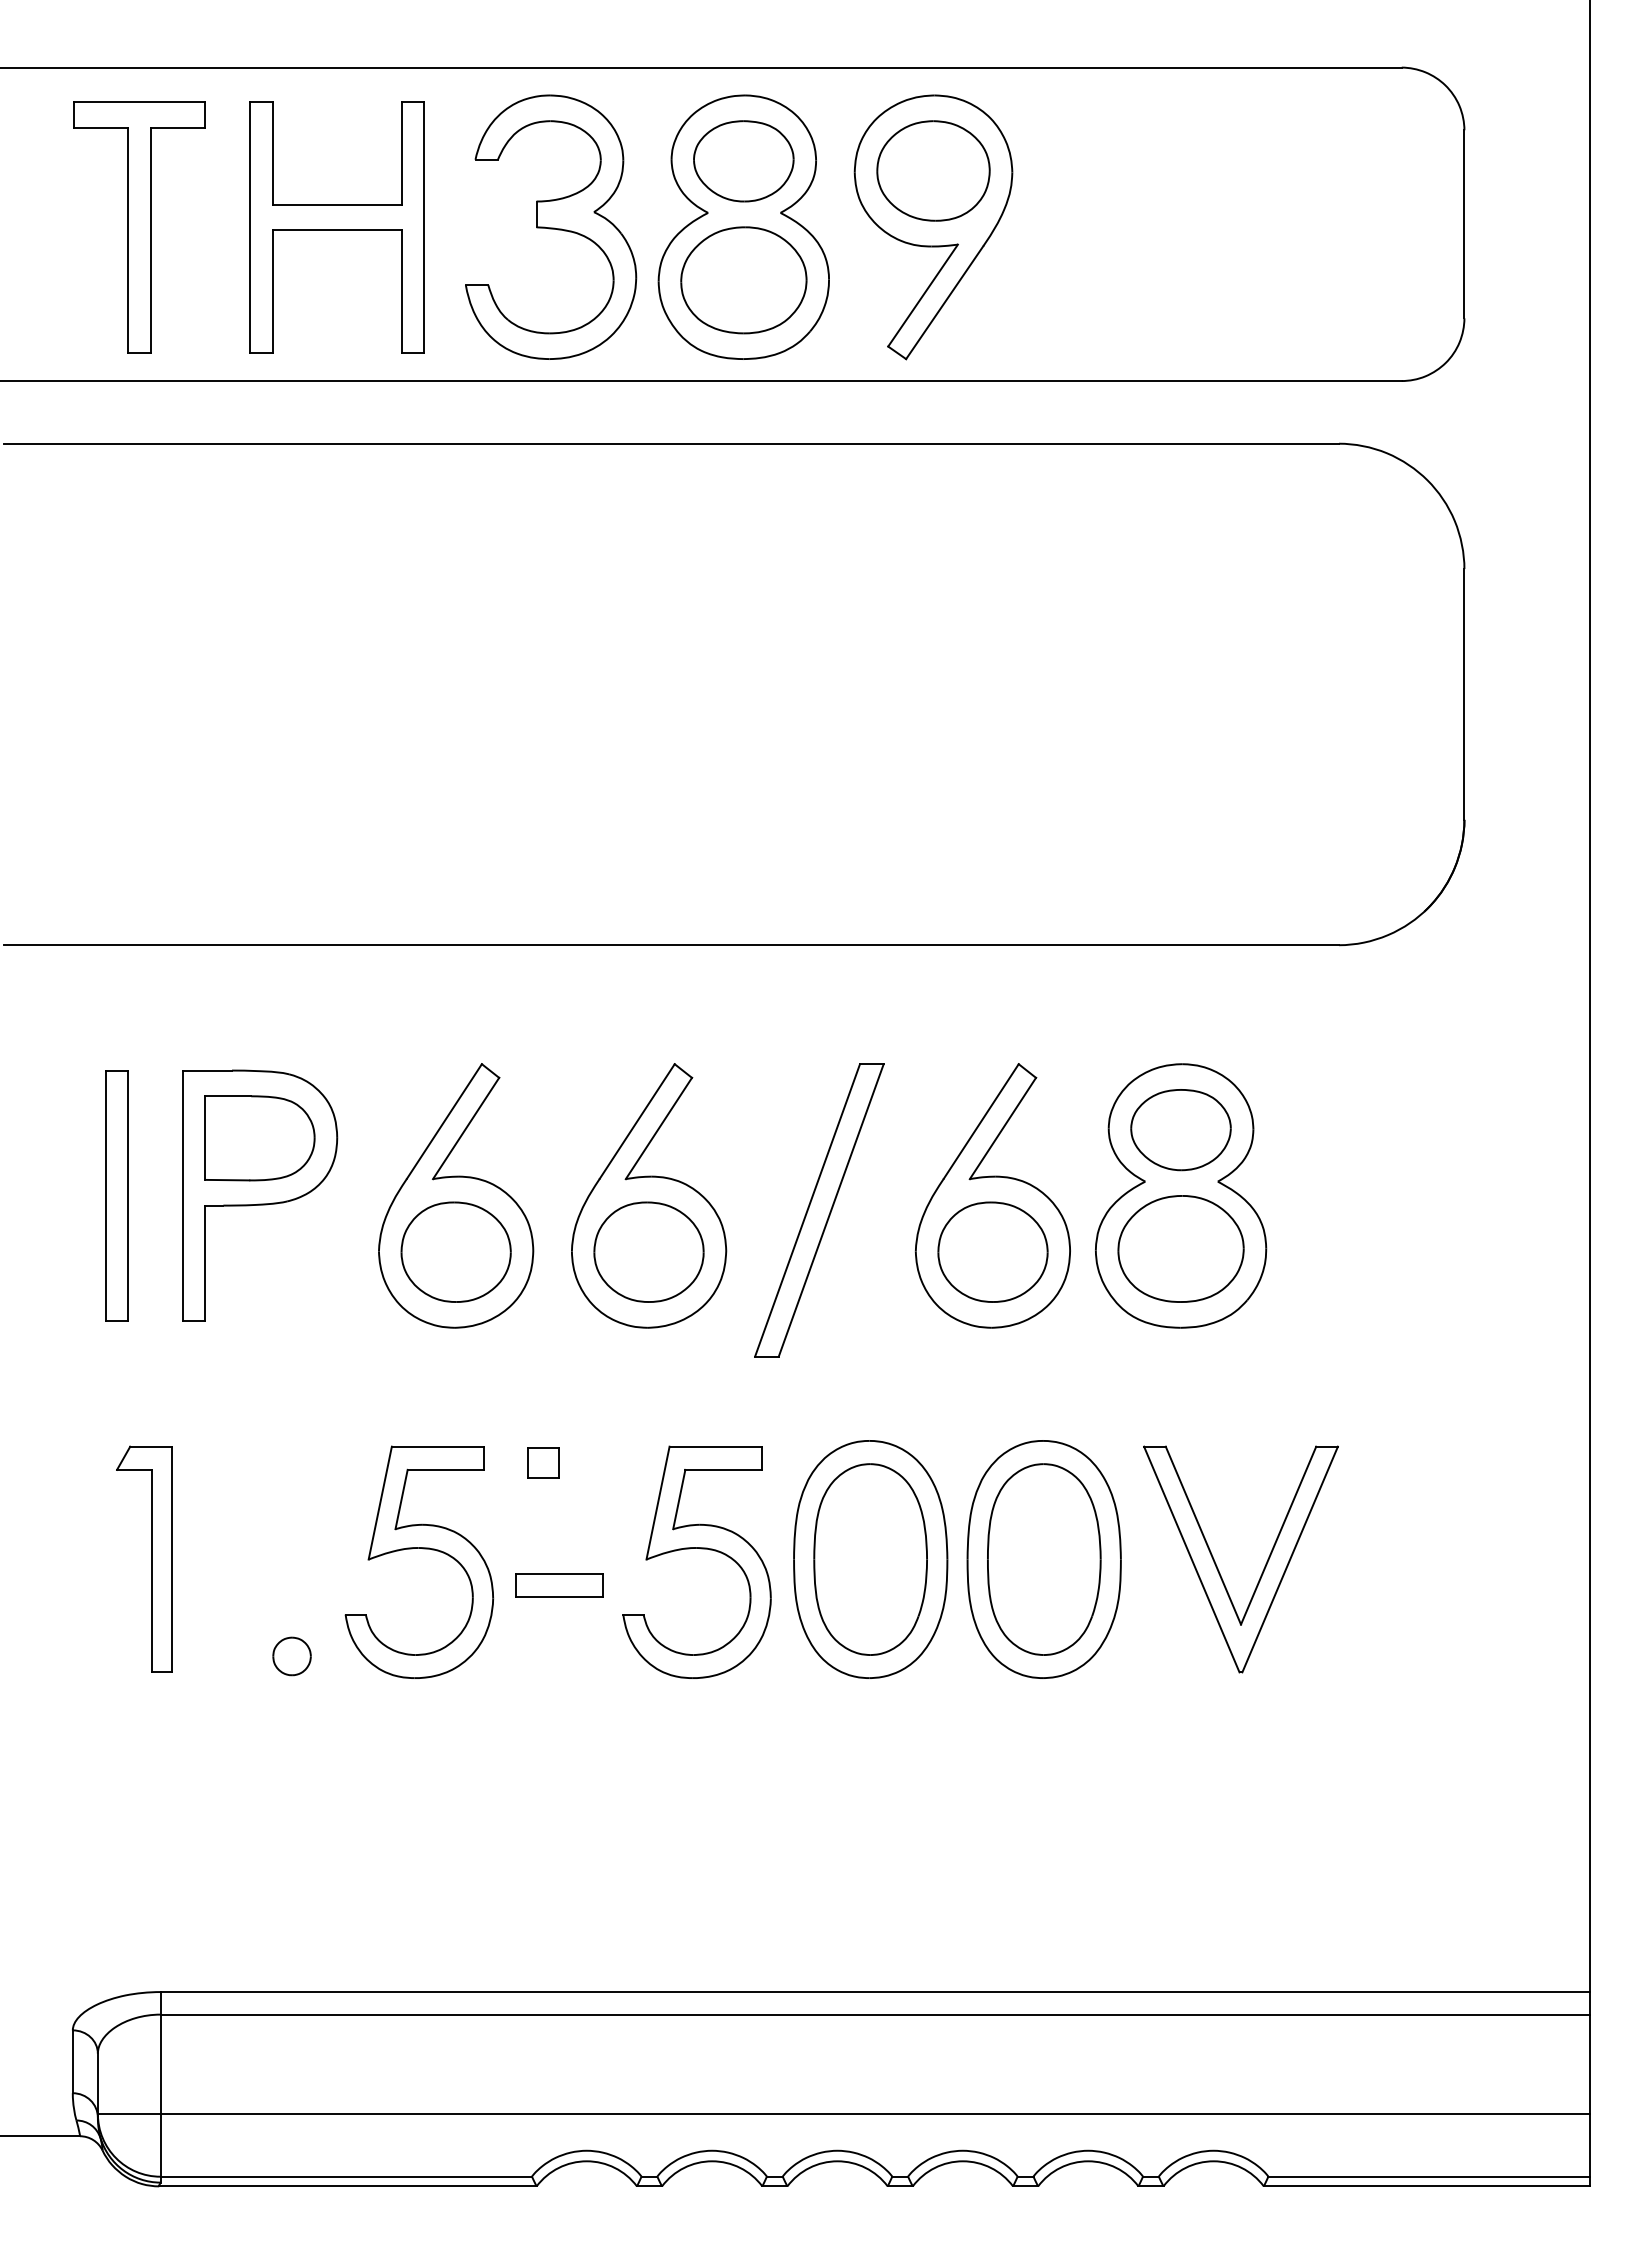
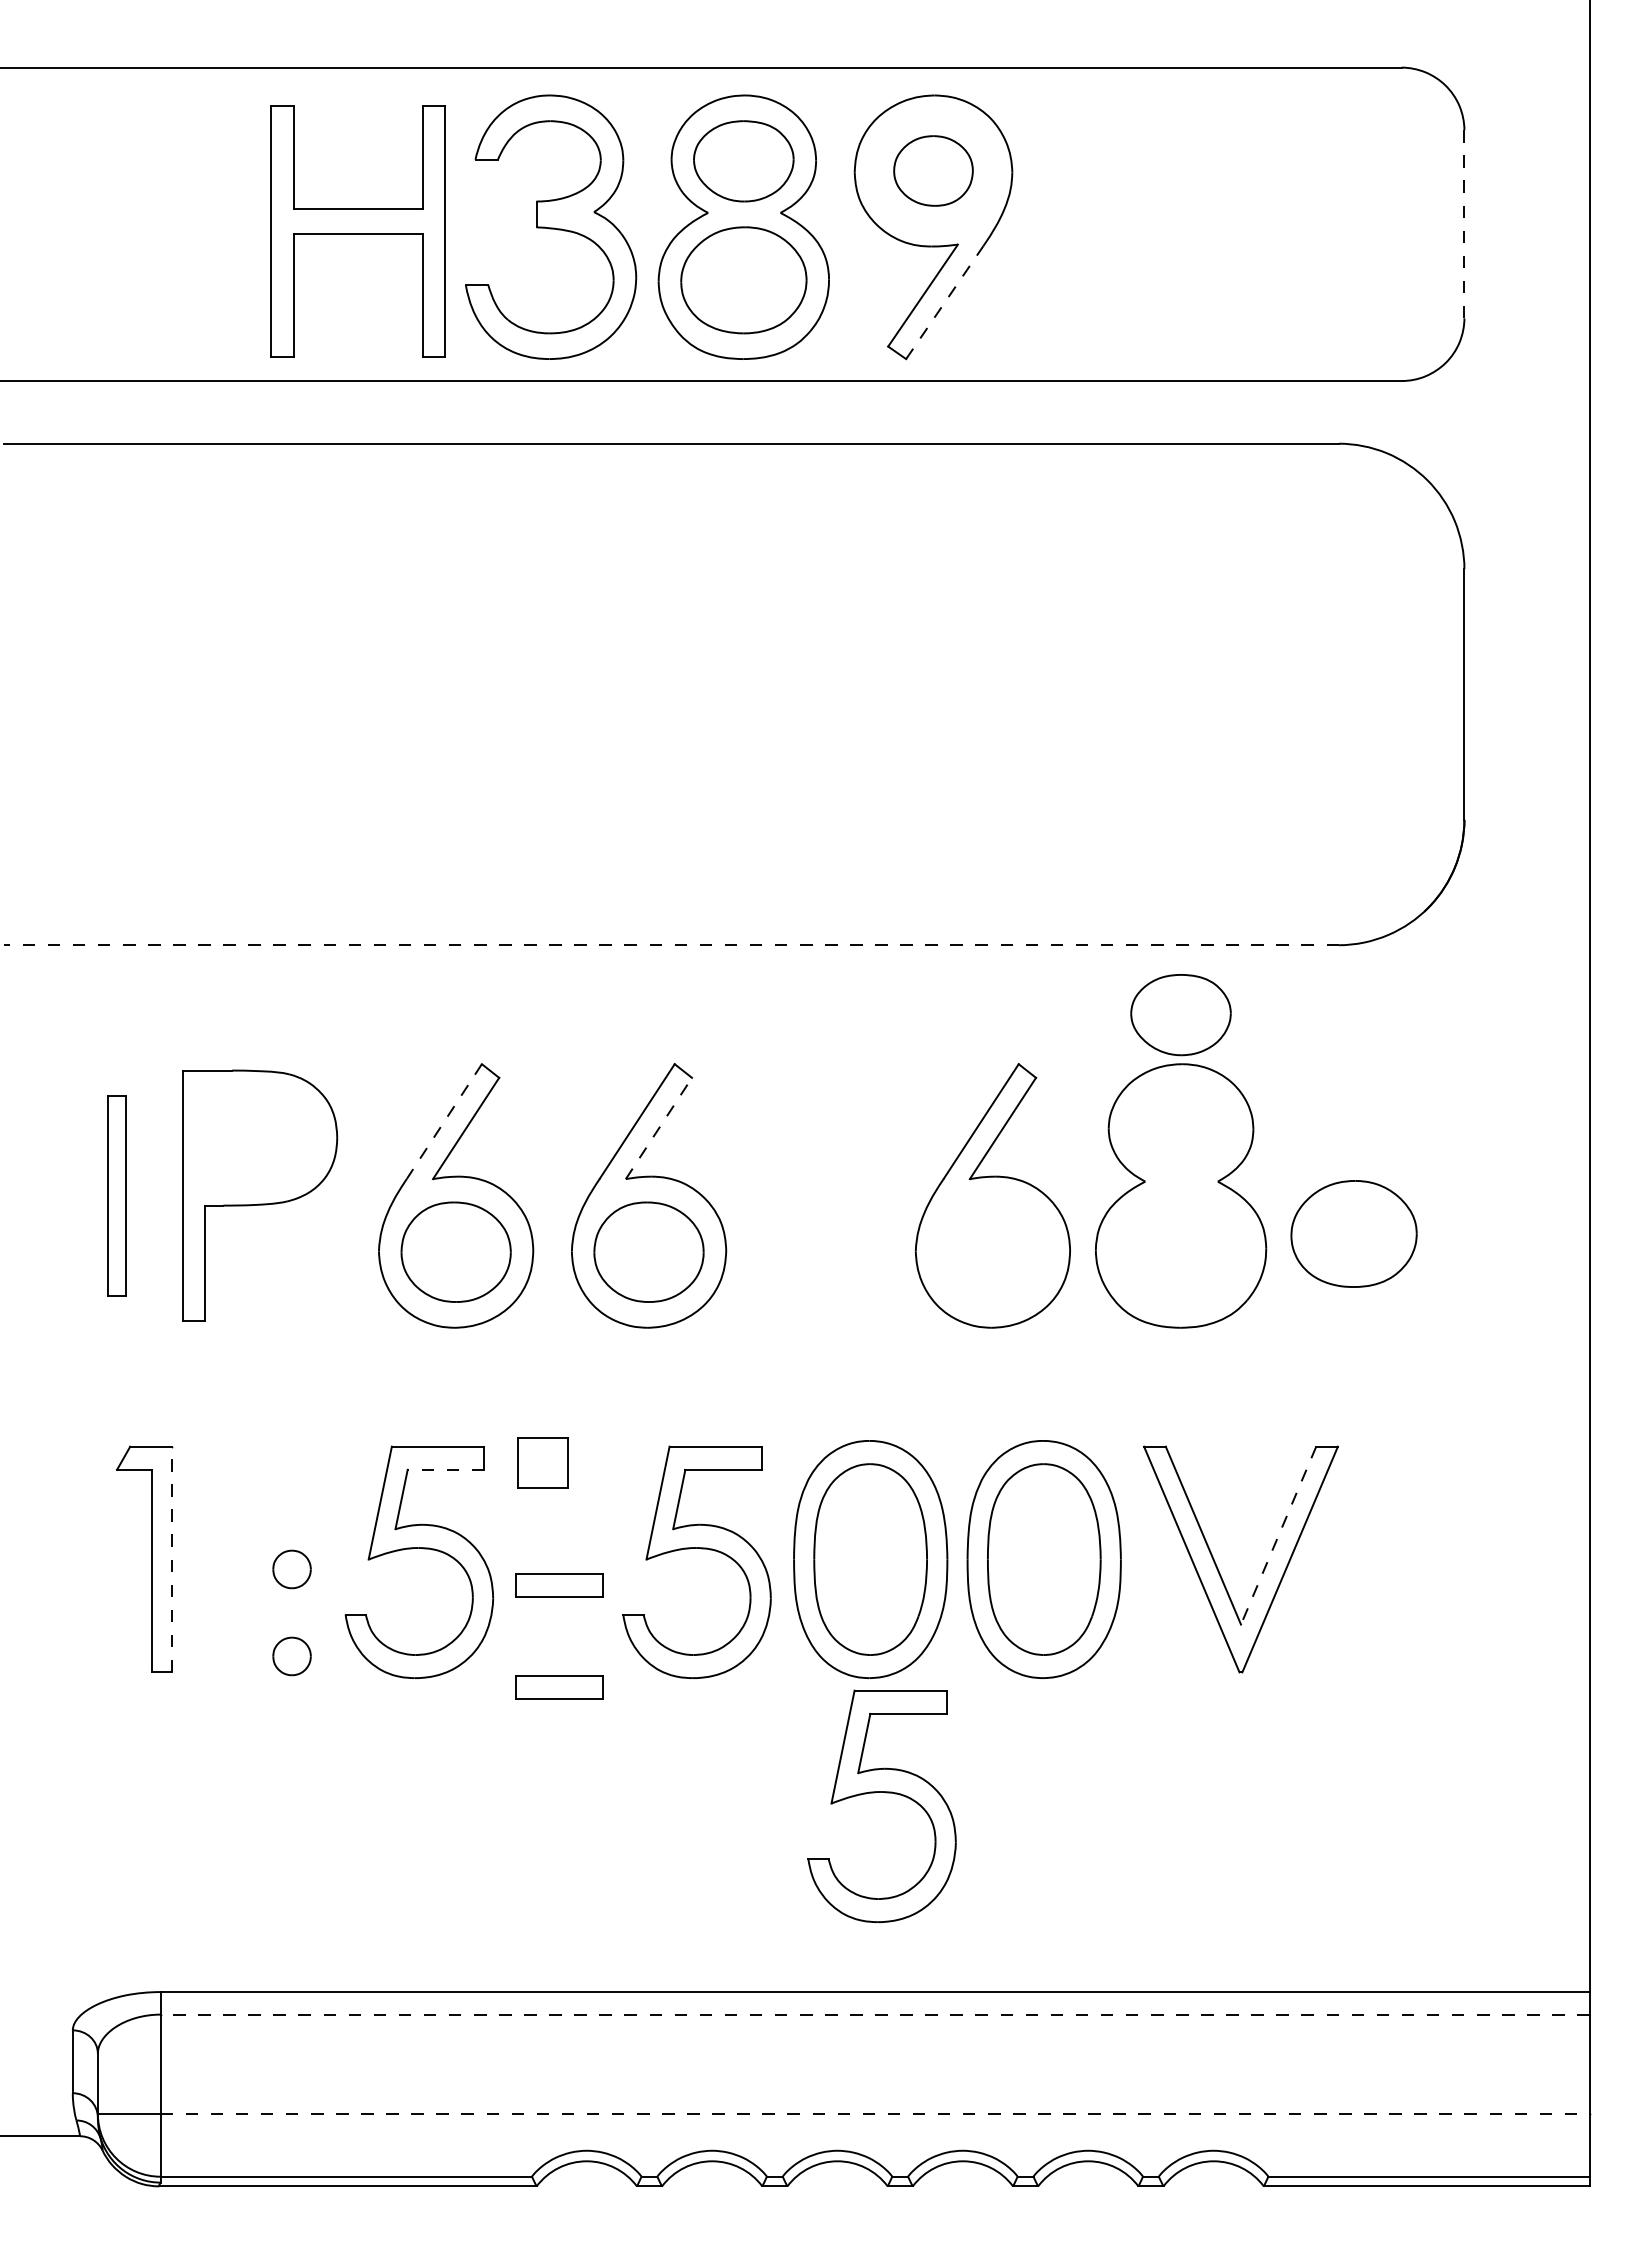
part size: 115x102 px -> 81x72 px (933, 170)
line: solid -> dashed (1464, 223)
part: present -> none (139, 227)
part position: (336, 227) -> (357, 231) (357, 231)
line: solid -> dashed (945, 302)
line: solid -> dashed (671, 945)
line: solid -> dashed (444, 1121)
line: solid -> dashed (658, 1128)
part position: (1180, 1130) -> (1180, 1015) (1180, 1015)
part: present -> none (259, 1138)
part size: 24x252 px -> 20x202 px (116, 1195)
part: present -> none (819, 1210)
part position: (1180, 1248) -> (1353, 1233) (1353, 1233)
part: present -> none (992, 1251)
part size: 33x32 px -> 52x52 px (542, 1462)
line: solid -> dashed (445, 1469)
line: solid -> dashed (1278, 1535)
line: solid -> dashed (171, 1559)
part: none -> present (291, 1569)
part: none -> present (559, 1687)
part: none -> present (885, 1793)
line: solid -> dashed (875, 2014)
line: solid -> dashed (875, 2114)
